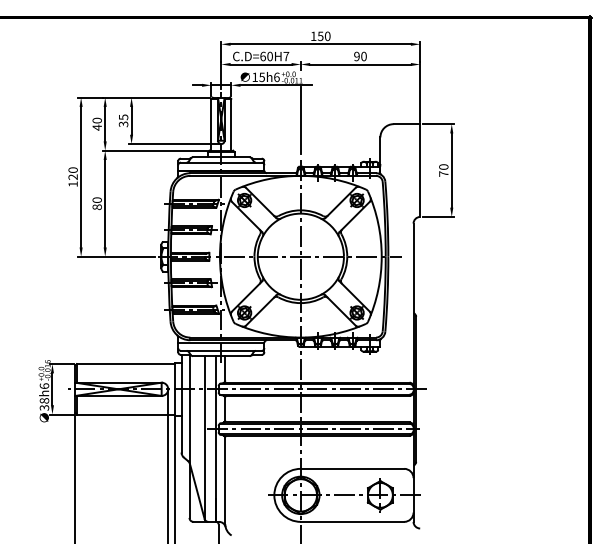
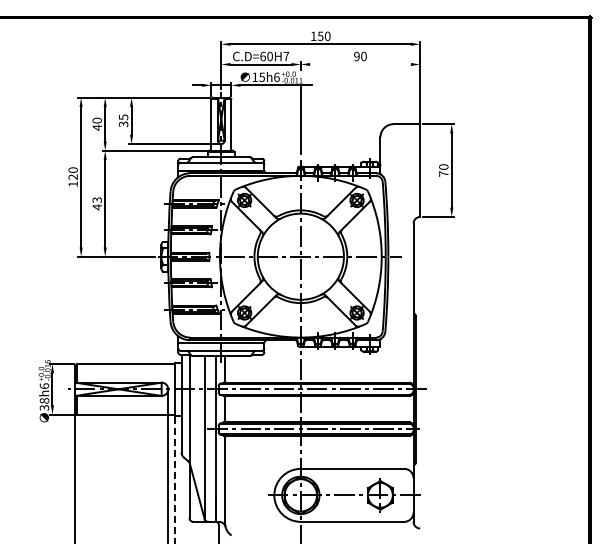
line: present -> none (360, 64)
text: 80 -> 43 (96, 203)
line: solid -> dashed (174, 480)
